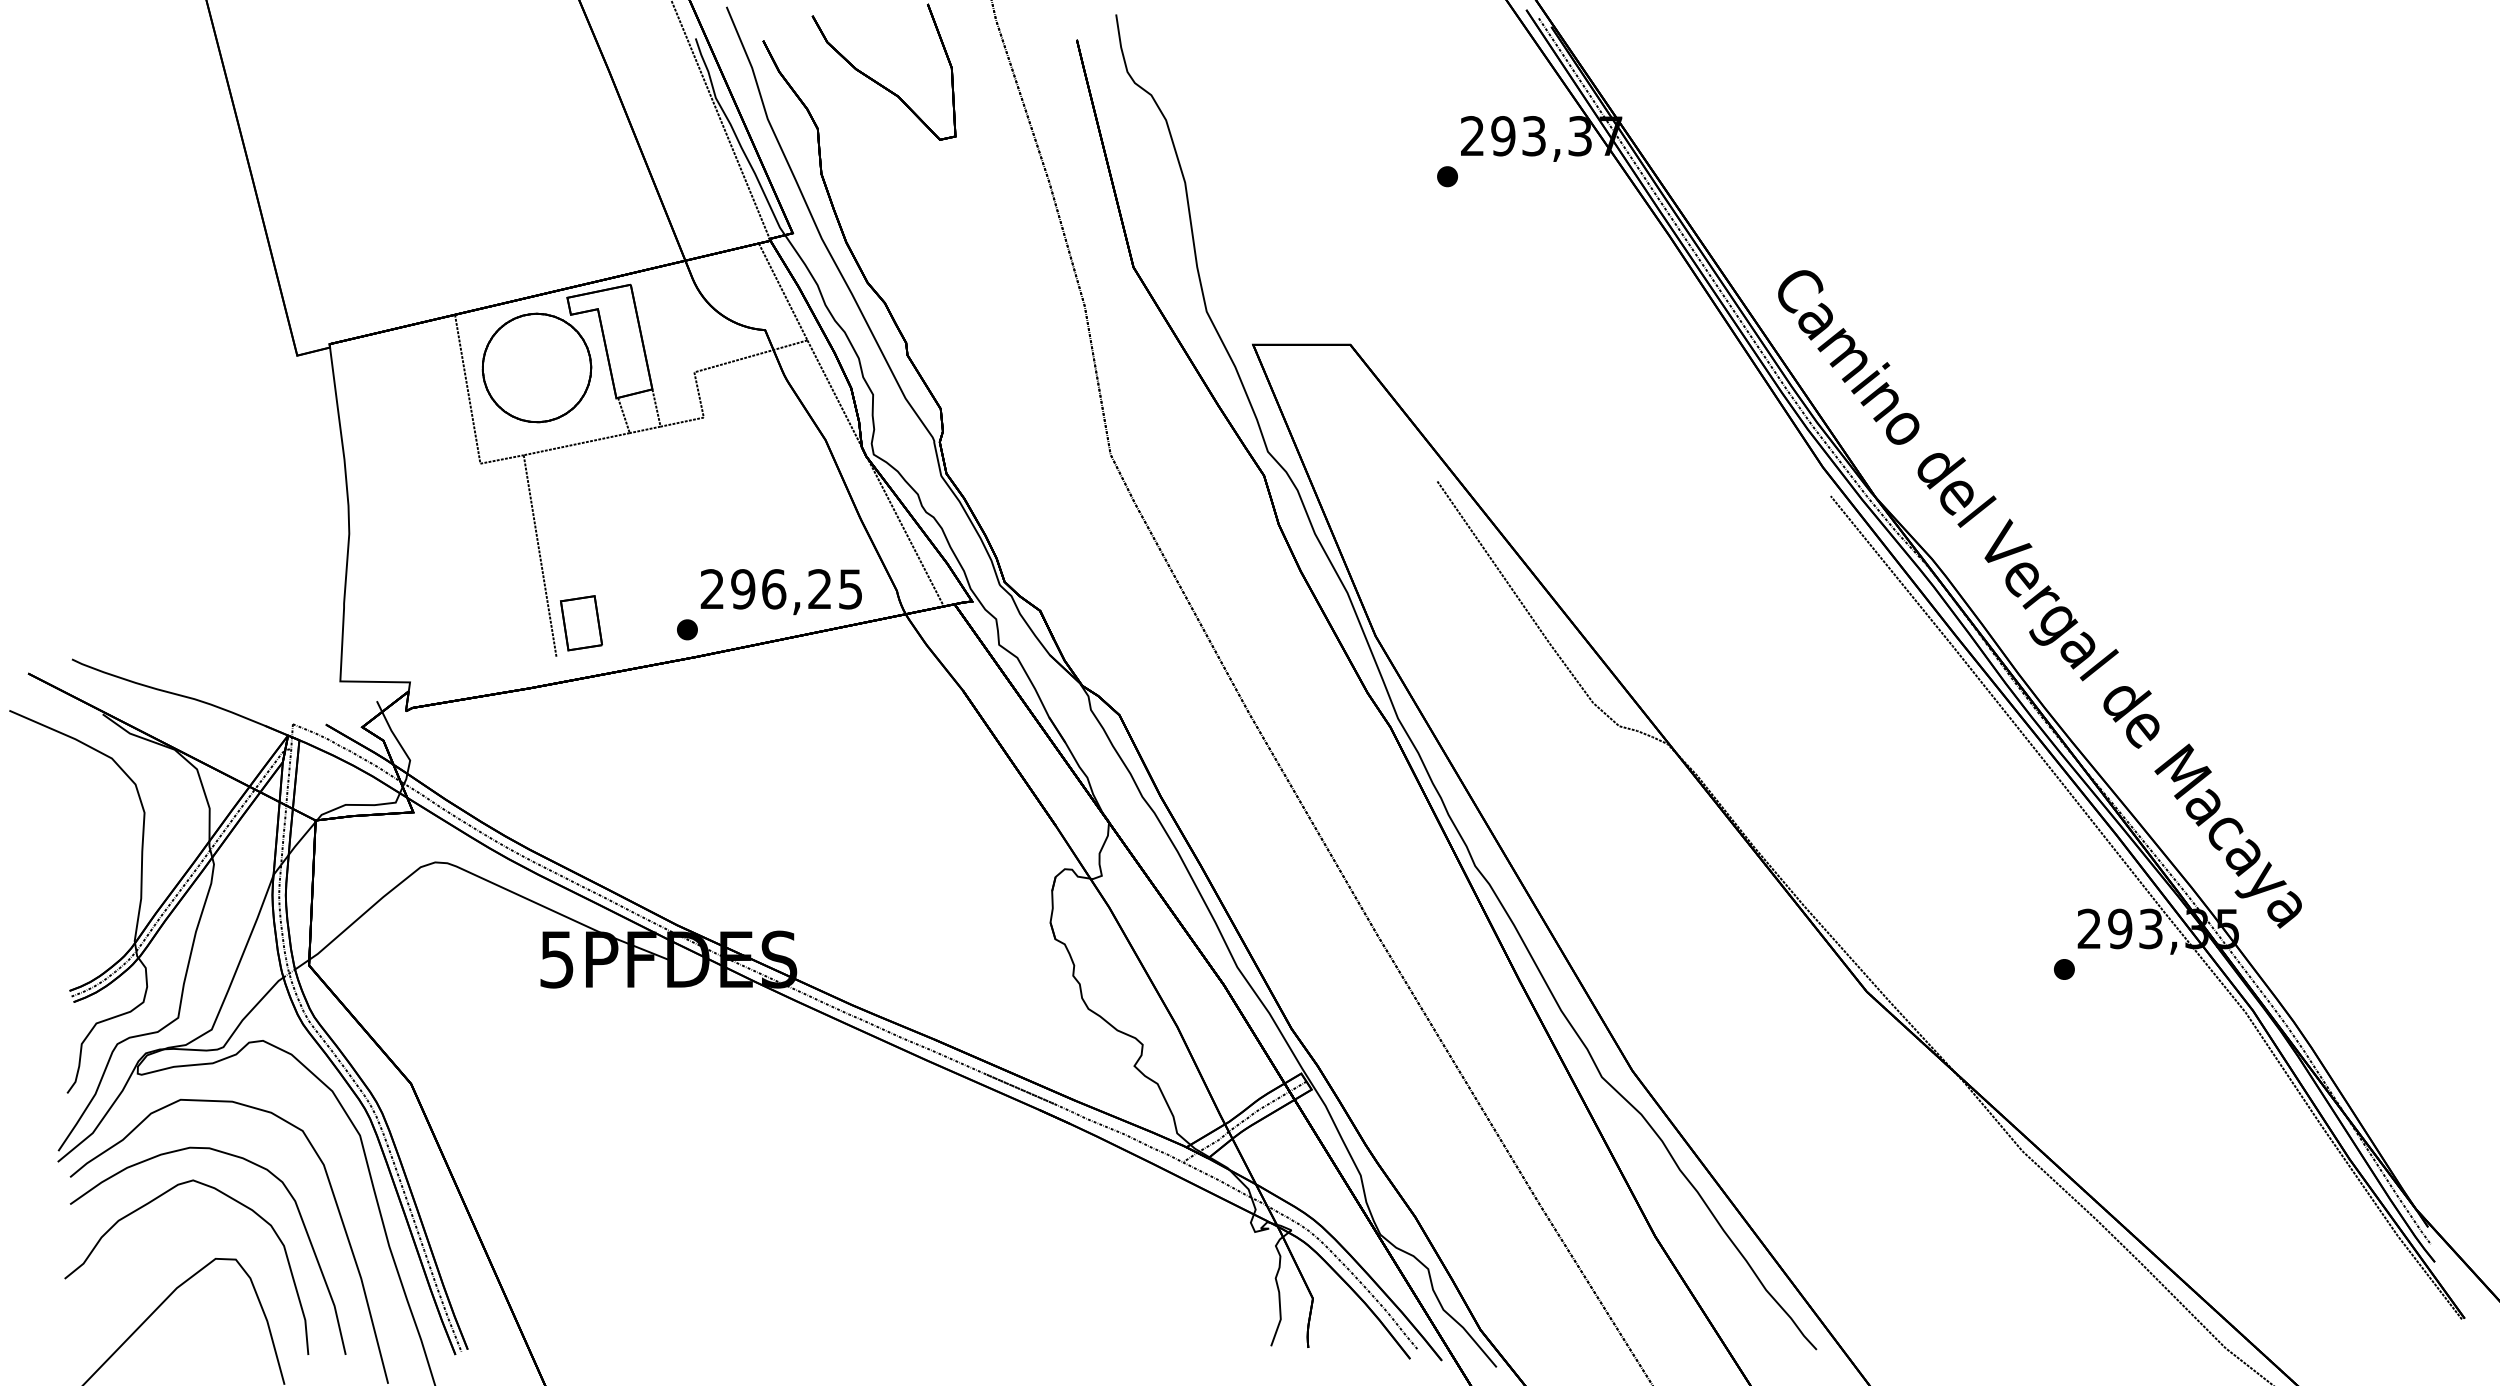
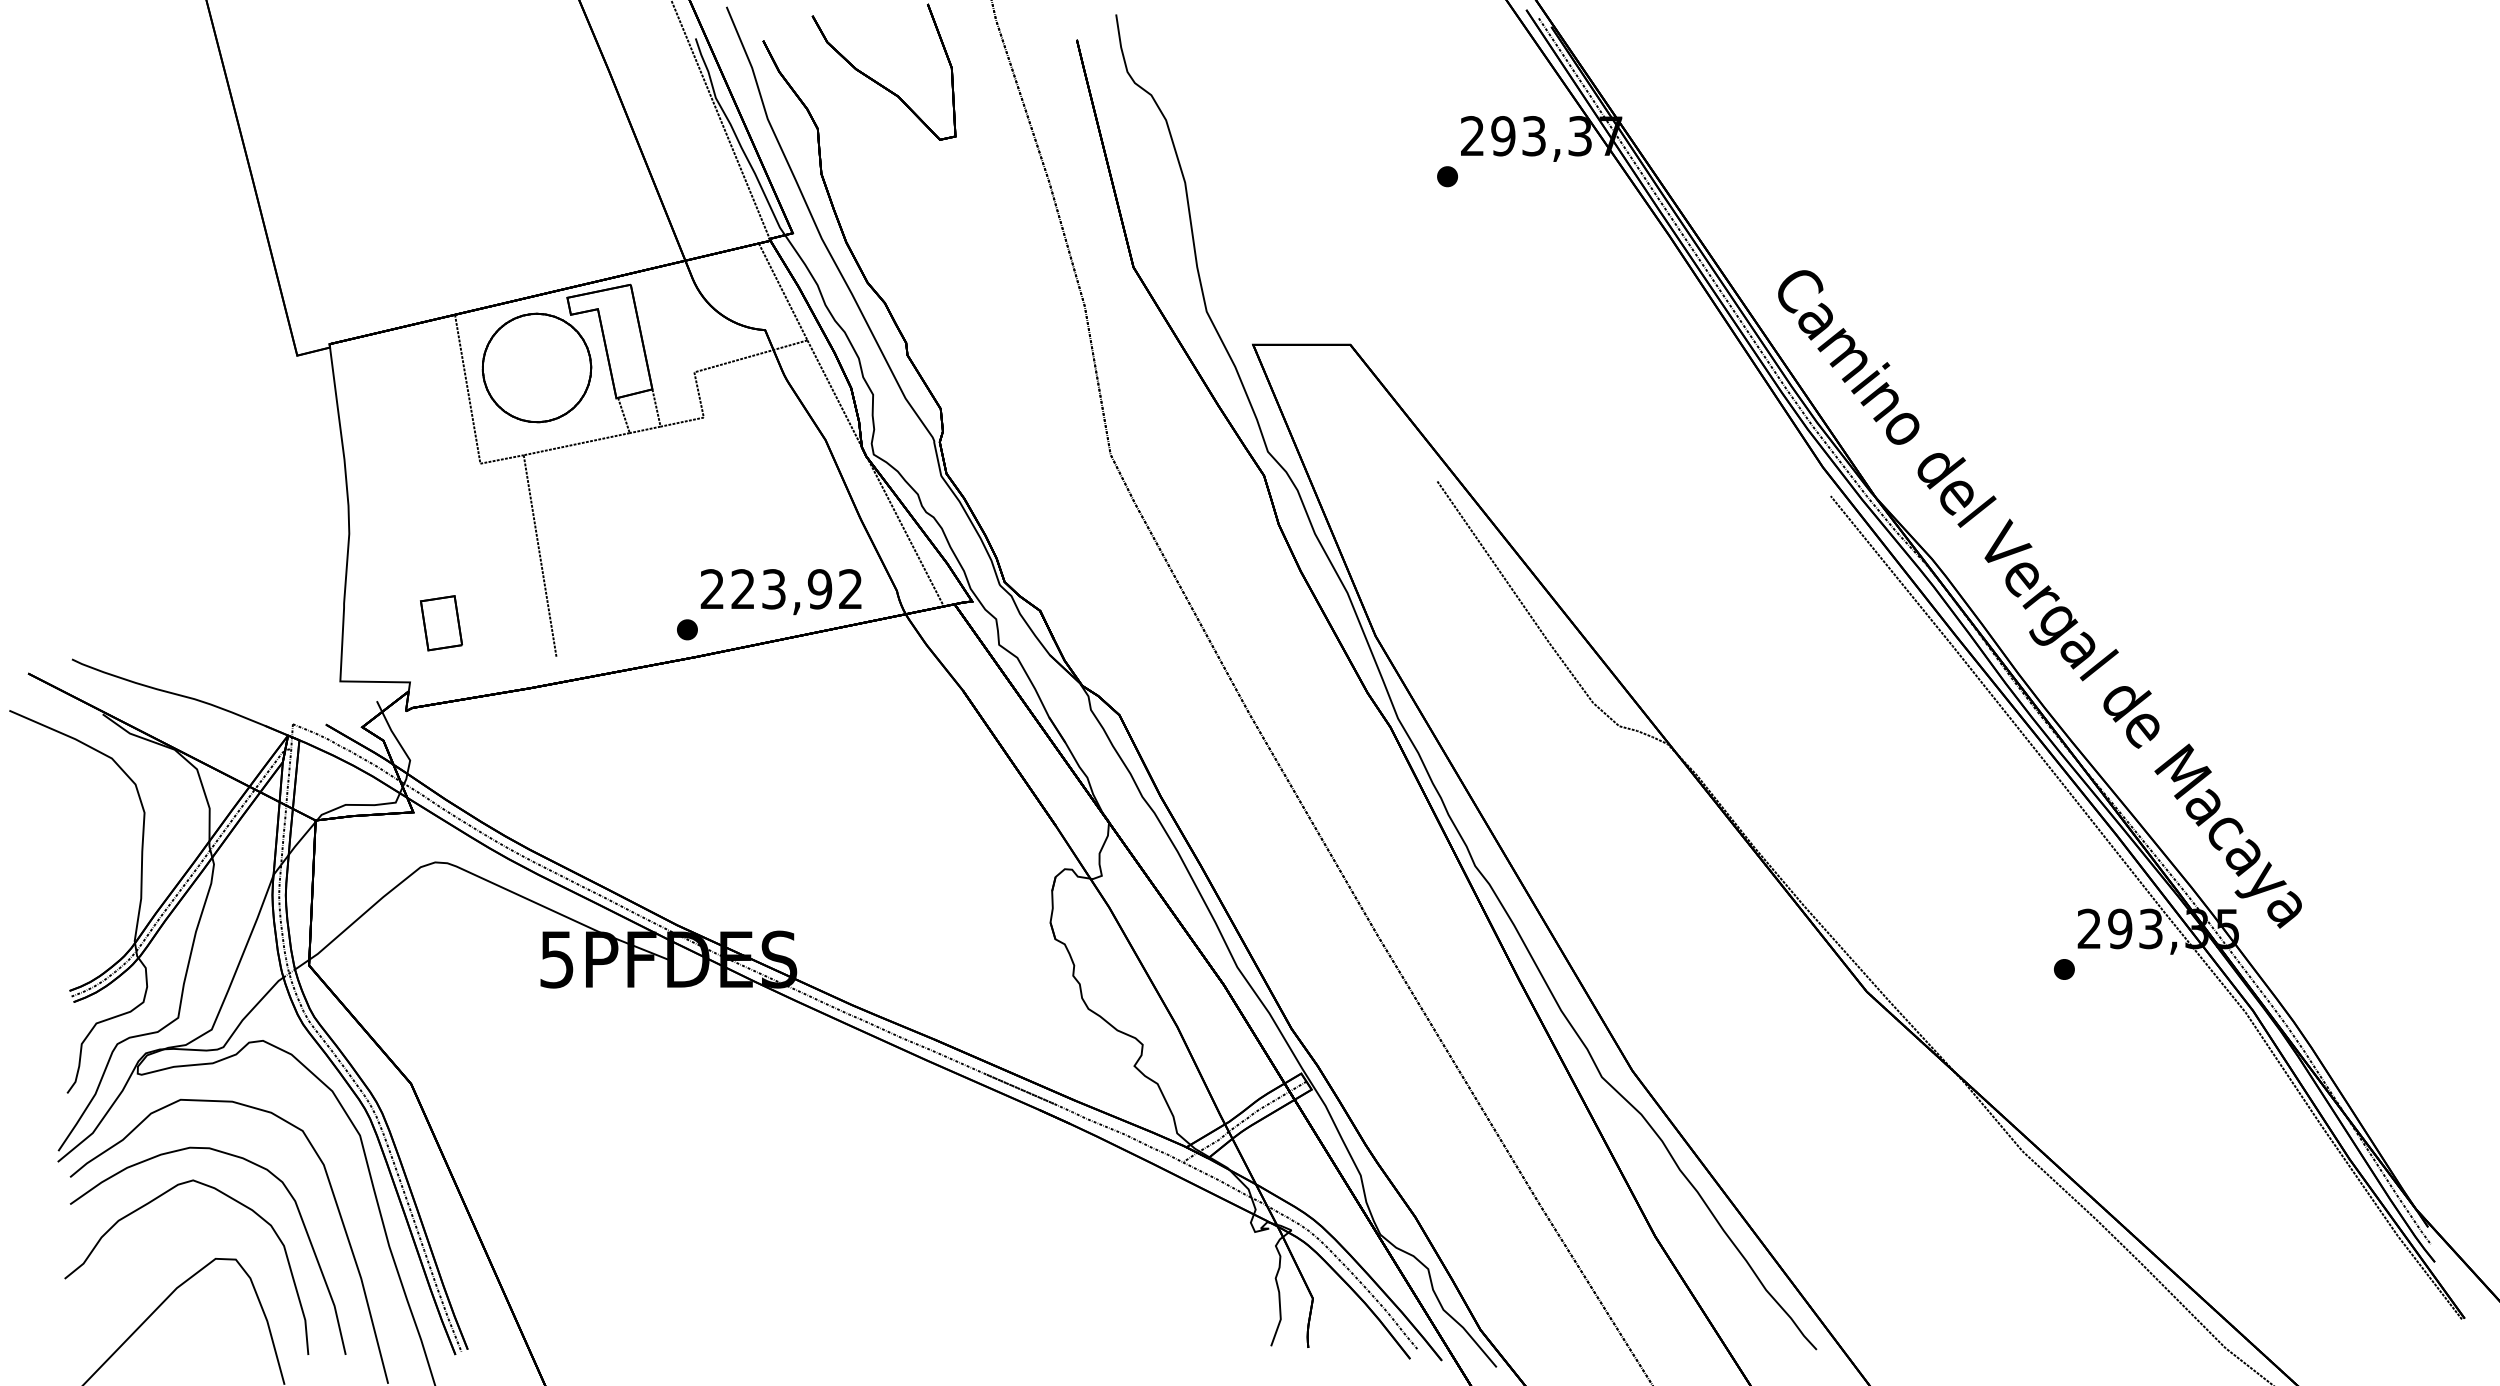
text: 296,25 -> 223,92 (796, 589)
part position: (581, 623) -> (441, 623) (441, 623)
